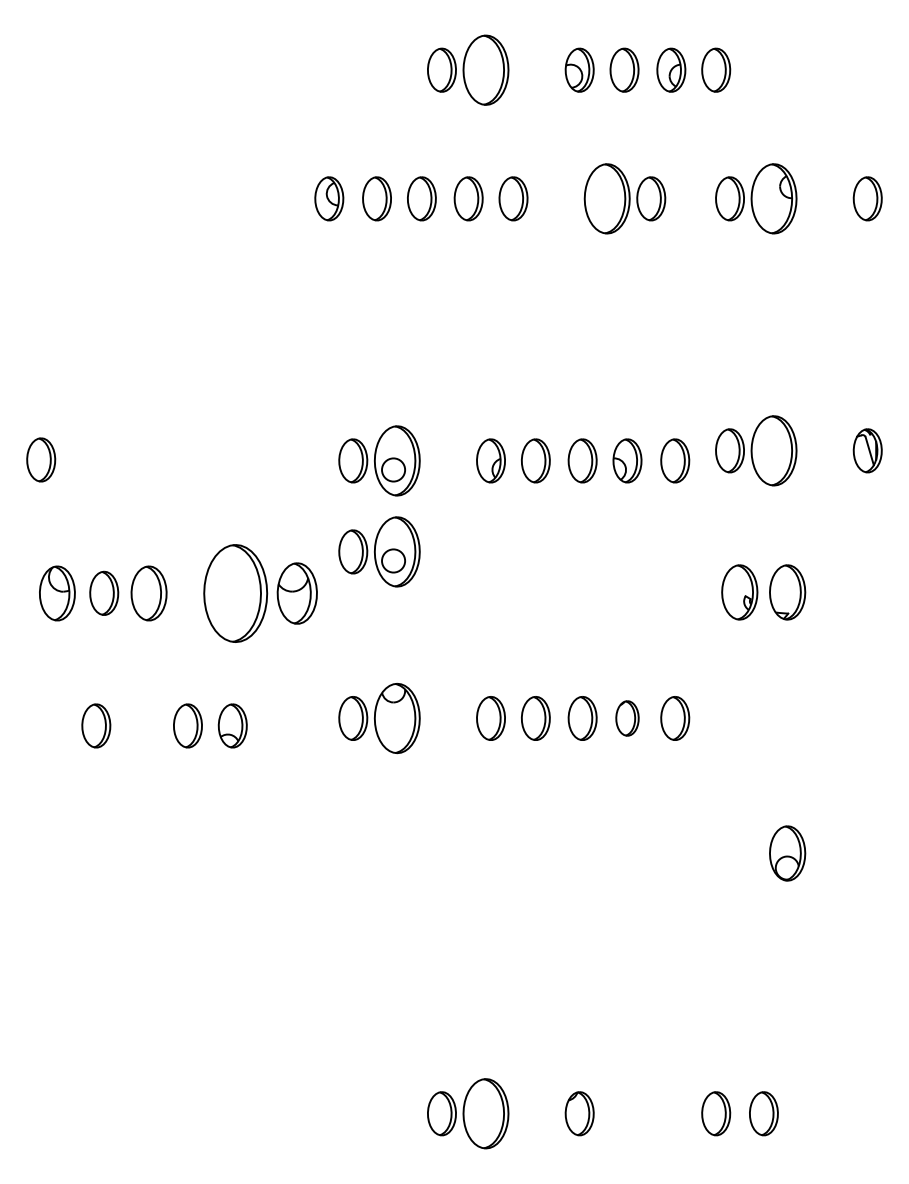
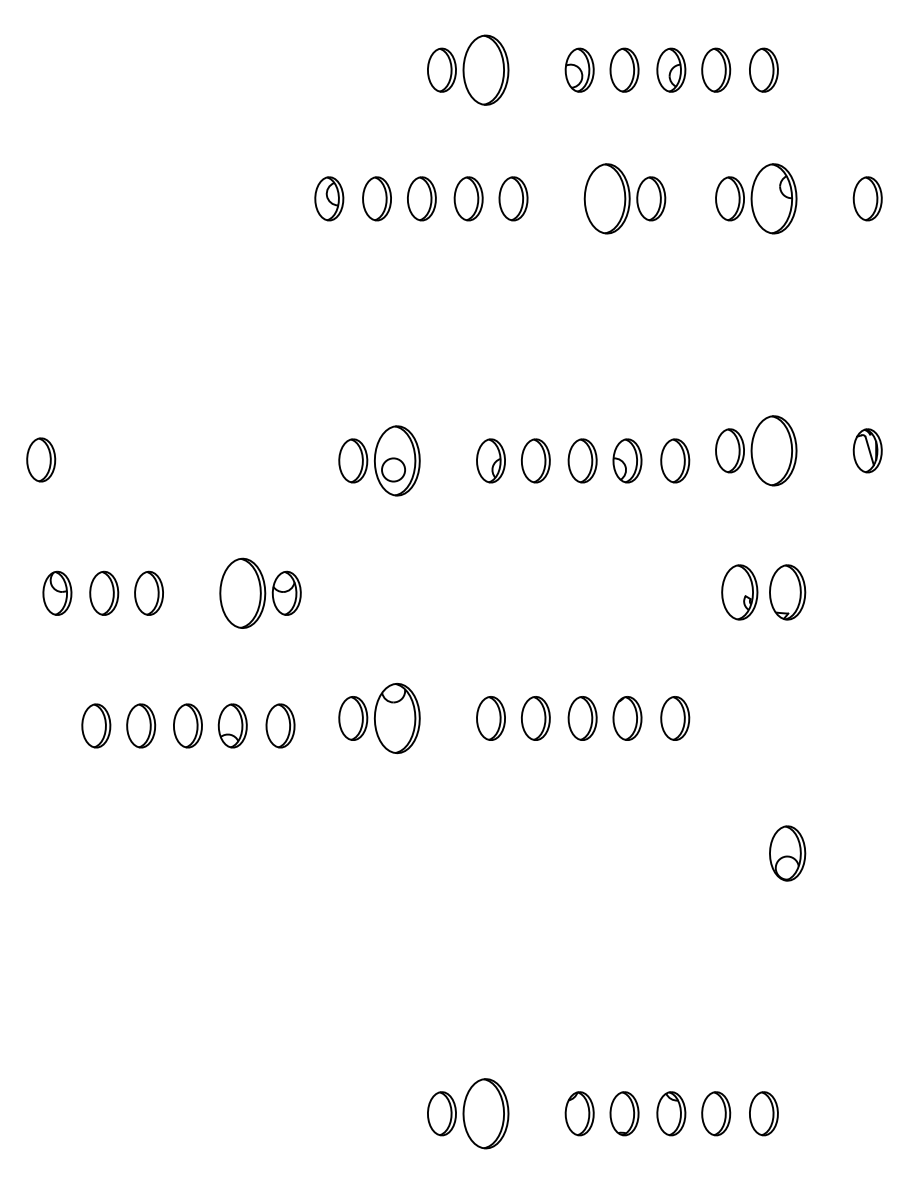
part: none -> present (763, 69)
part: present -> none (379, 551)
part size: 37x57 px -> 31x46 px (57, 592)
part size: 38x57 px -> 30x46 px (148, 592)
part size: 115x99 px -> 83x72 px (260, 592)
part size: 25x37 px -> 31x45 px (627, 718)
part: none -> present (141, 725)
part: none -> present (280, 725)
part: none -> present (624, 1113)
part: none -> present (671, 1113)
